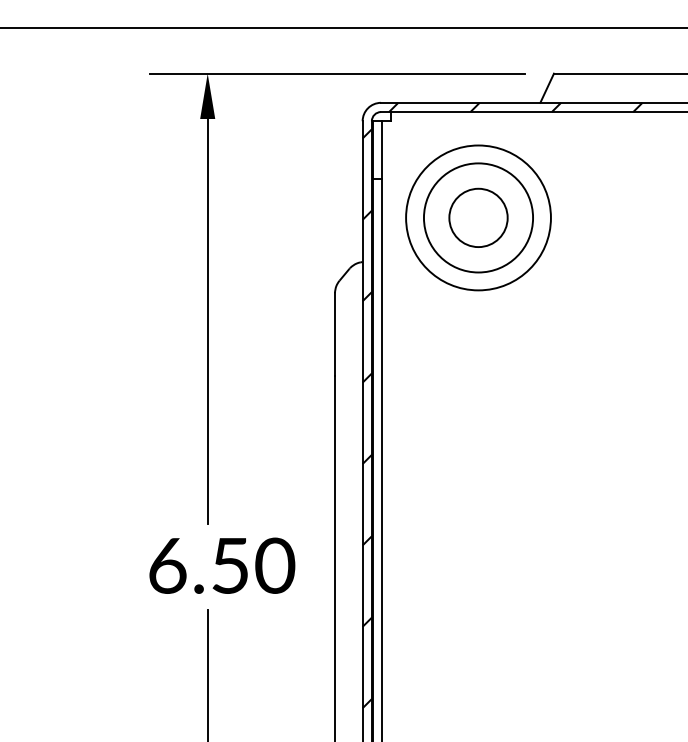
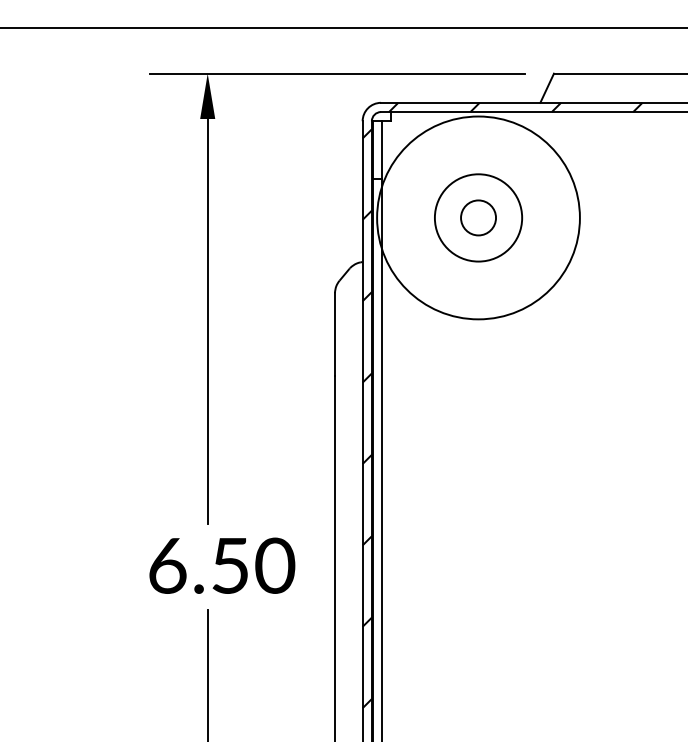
circle diameter: 109 px -> 87 px (478, 217)
circle diameter: 145 px -> 203 px (478, 217)
circle diameter: 58 px -> 35 px (478, 217)
